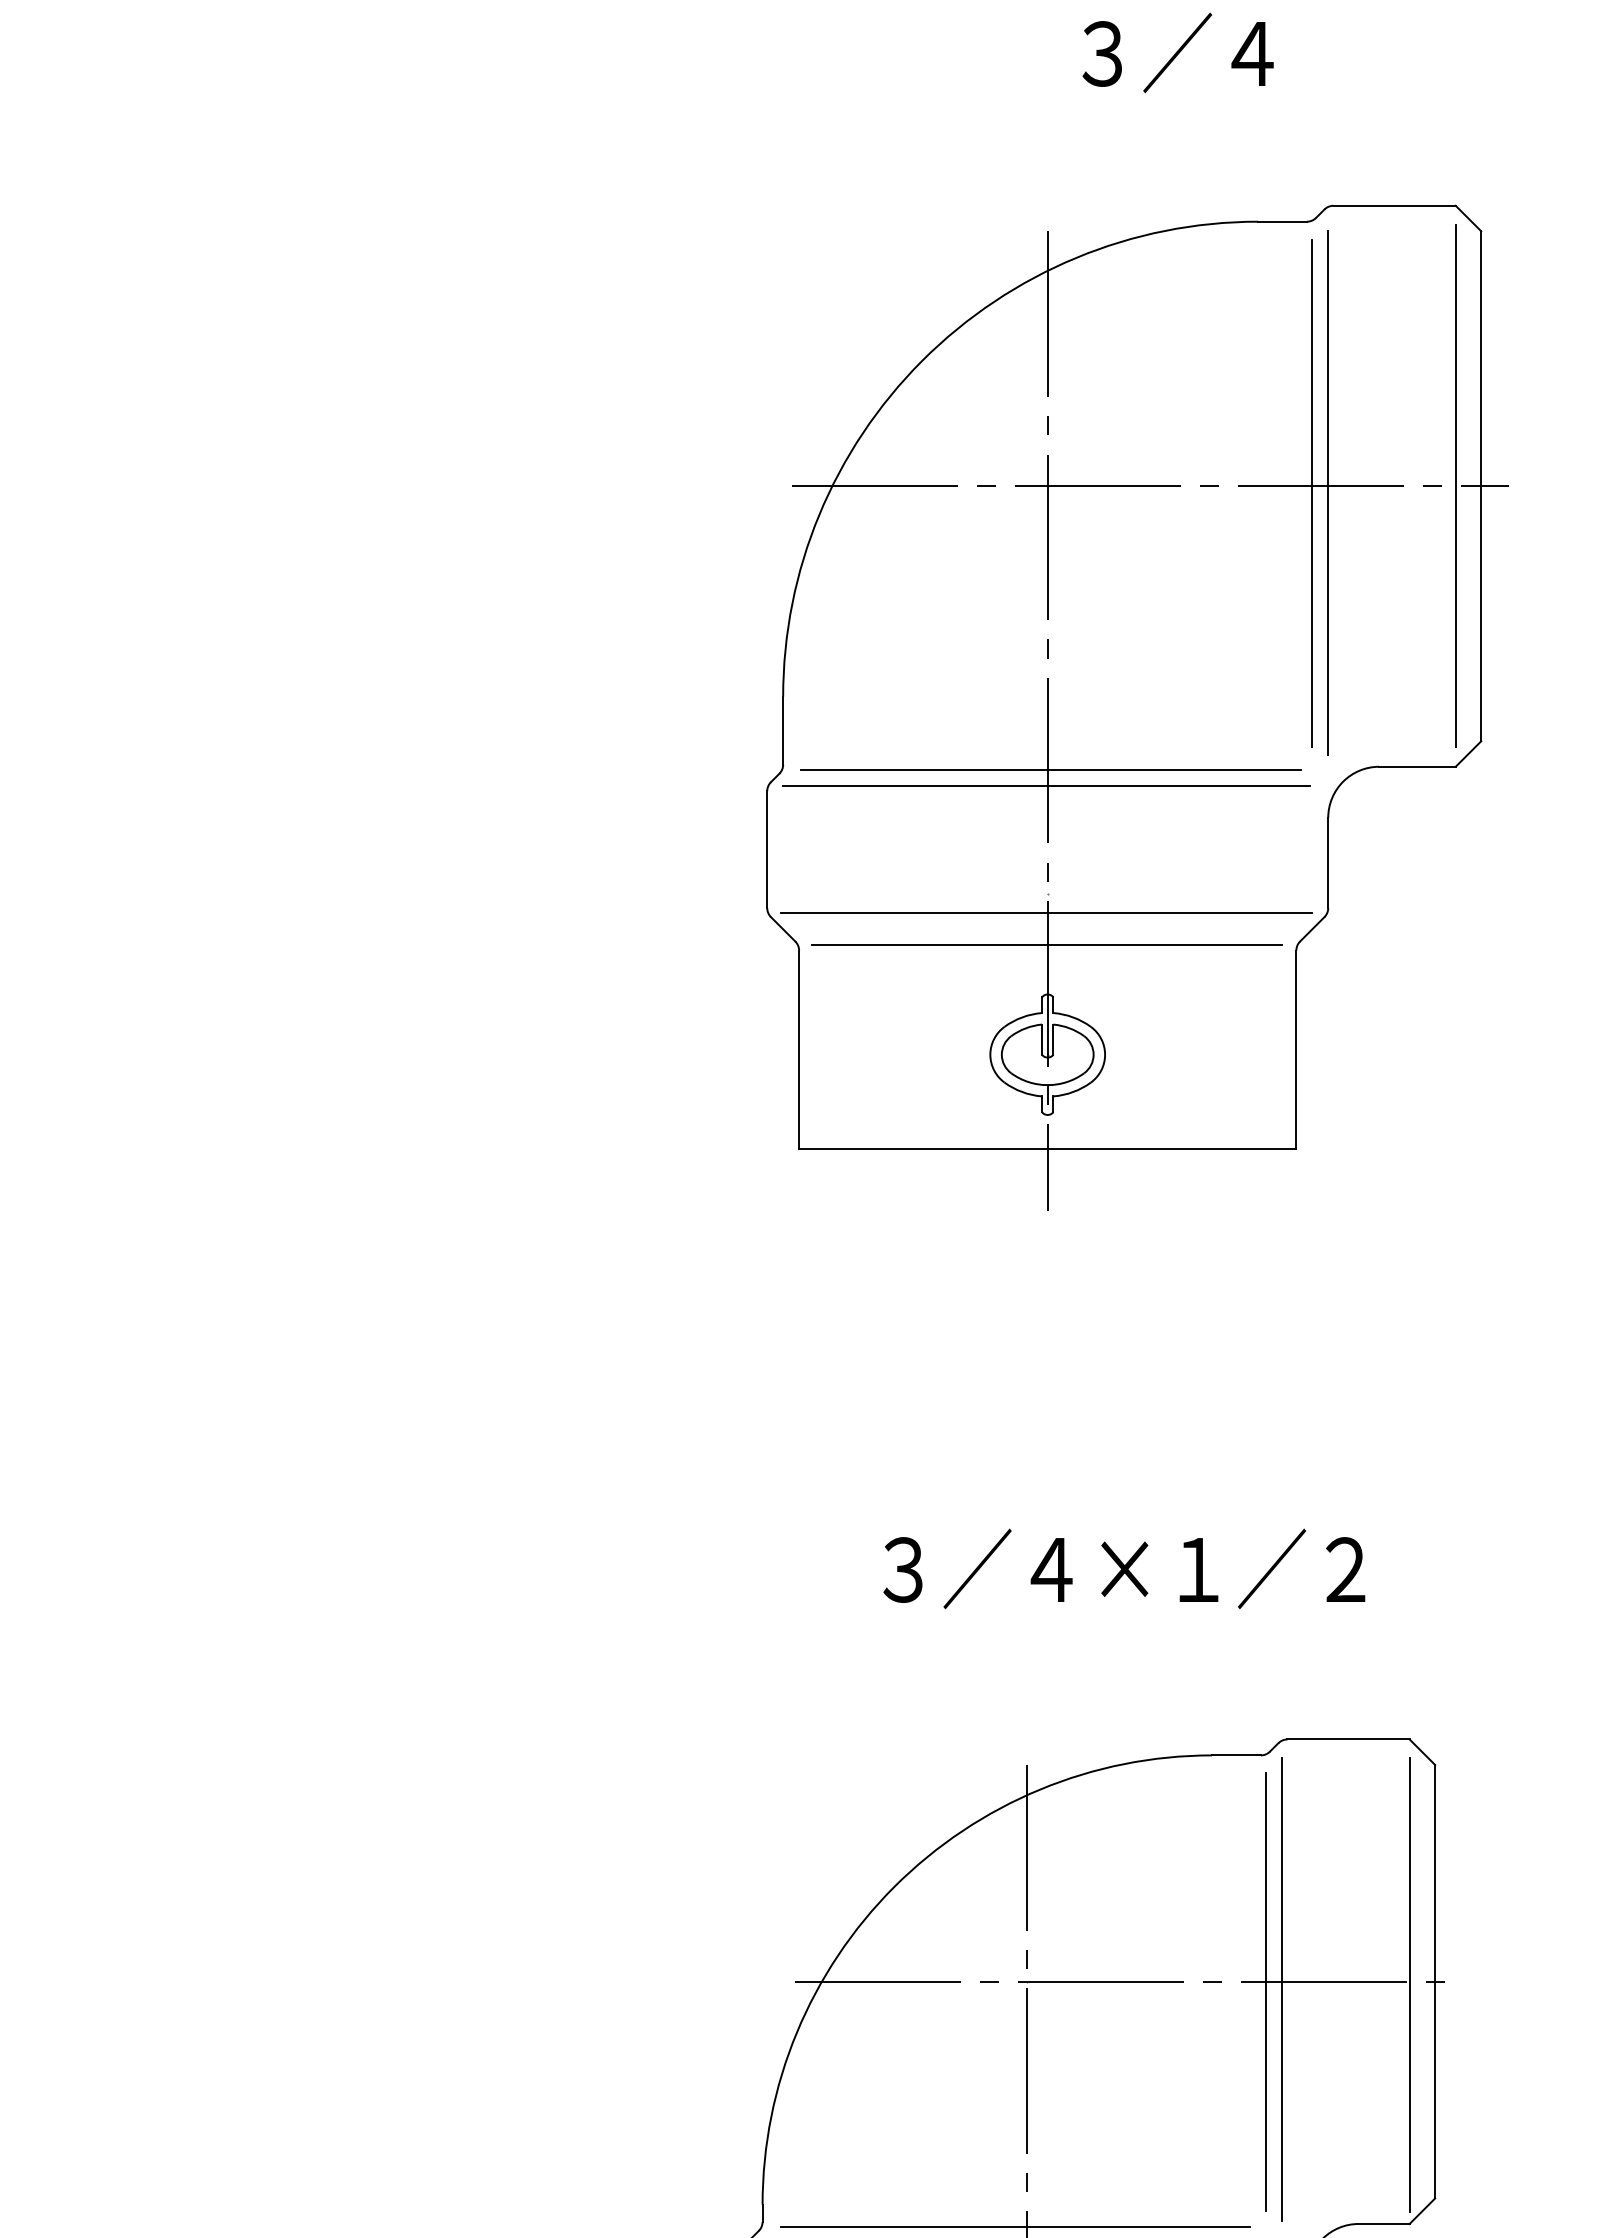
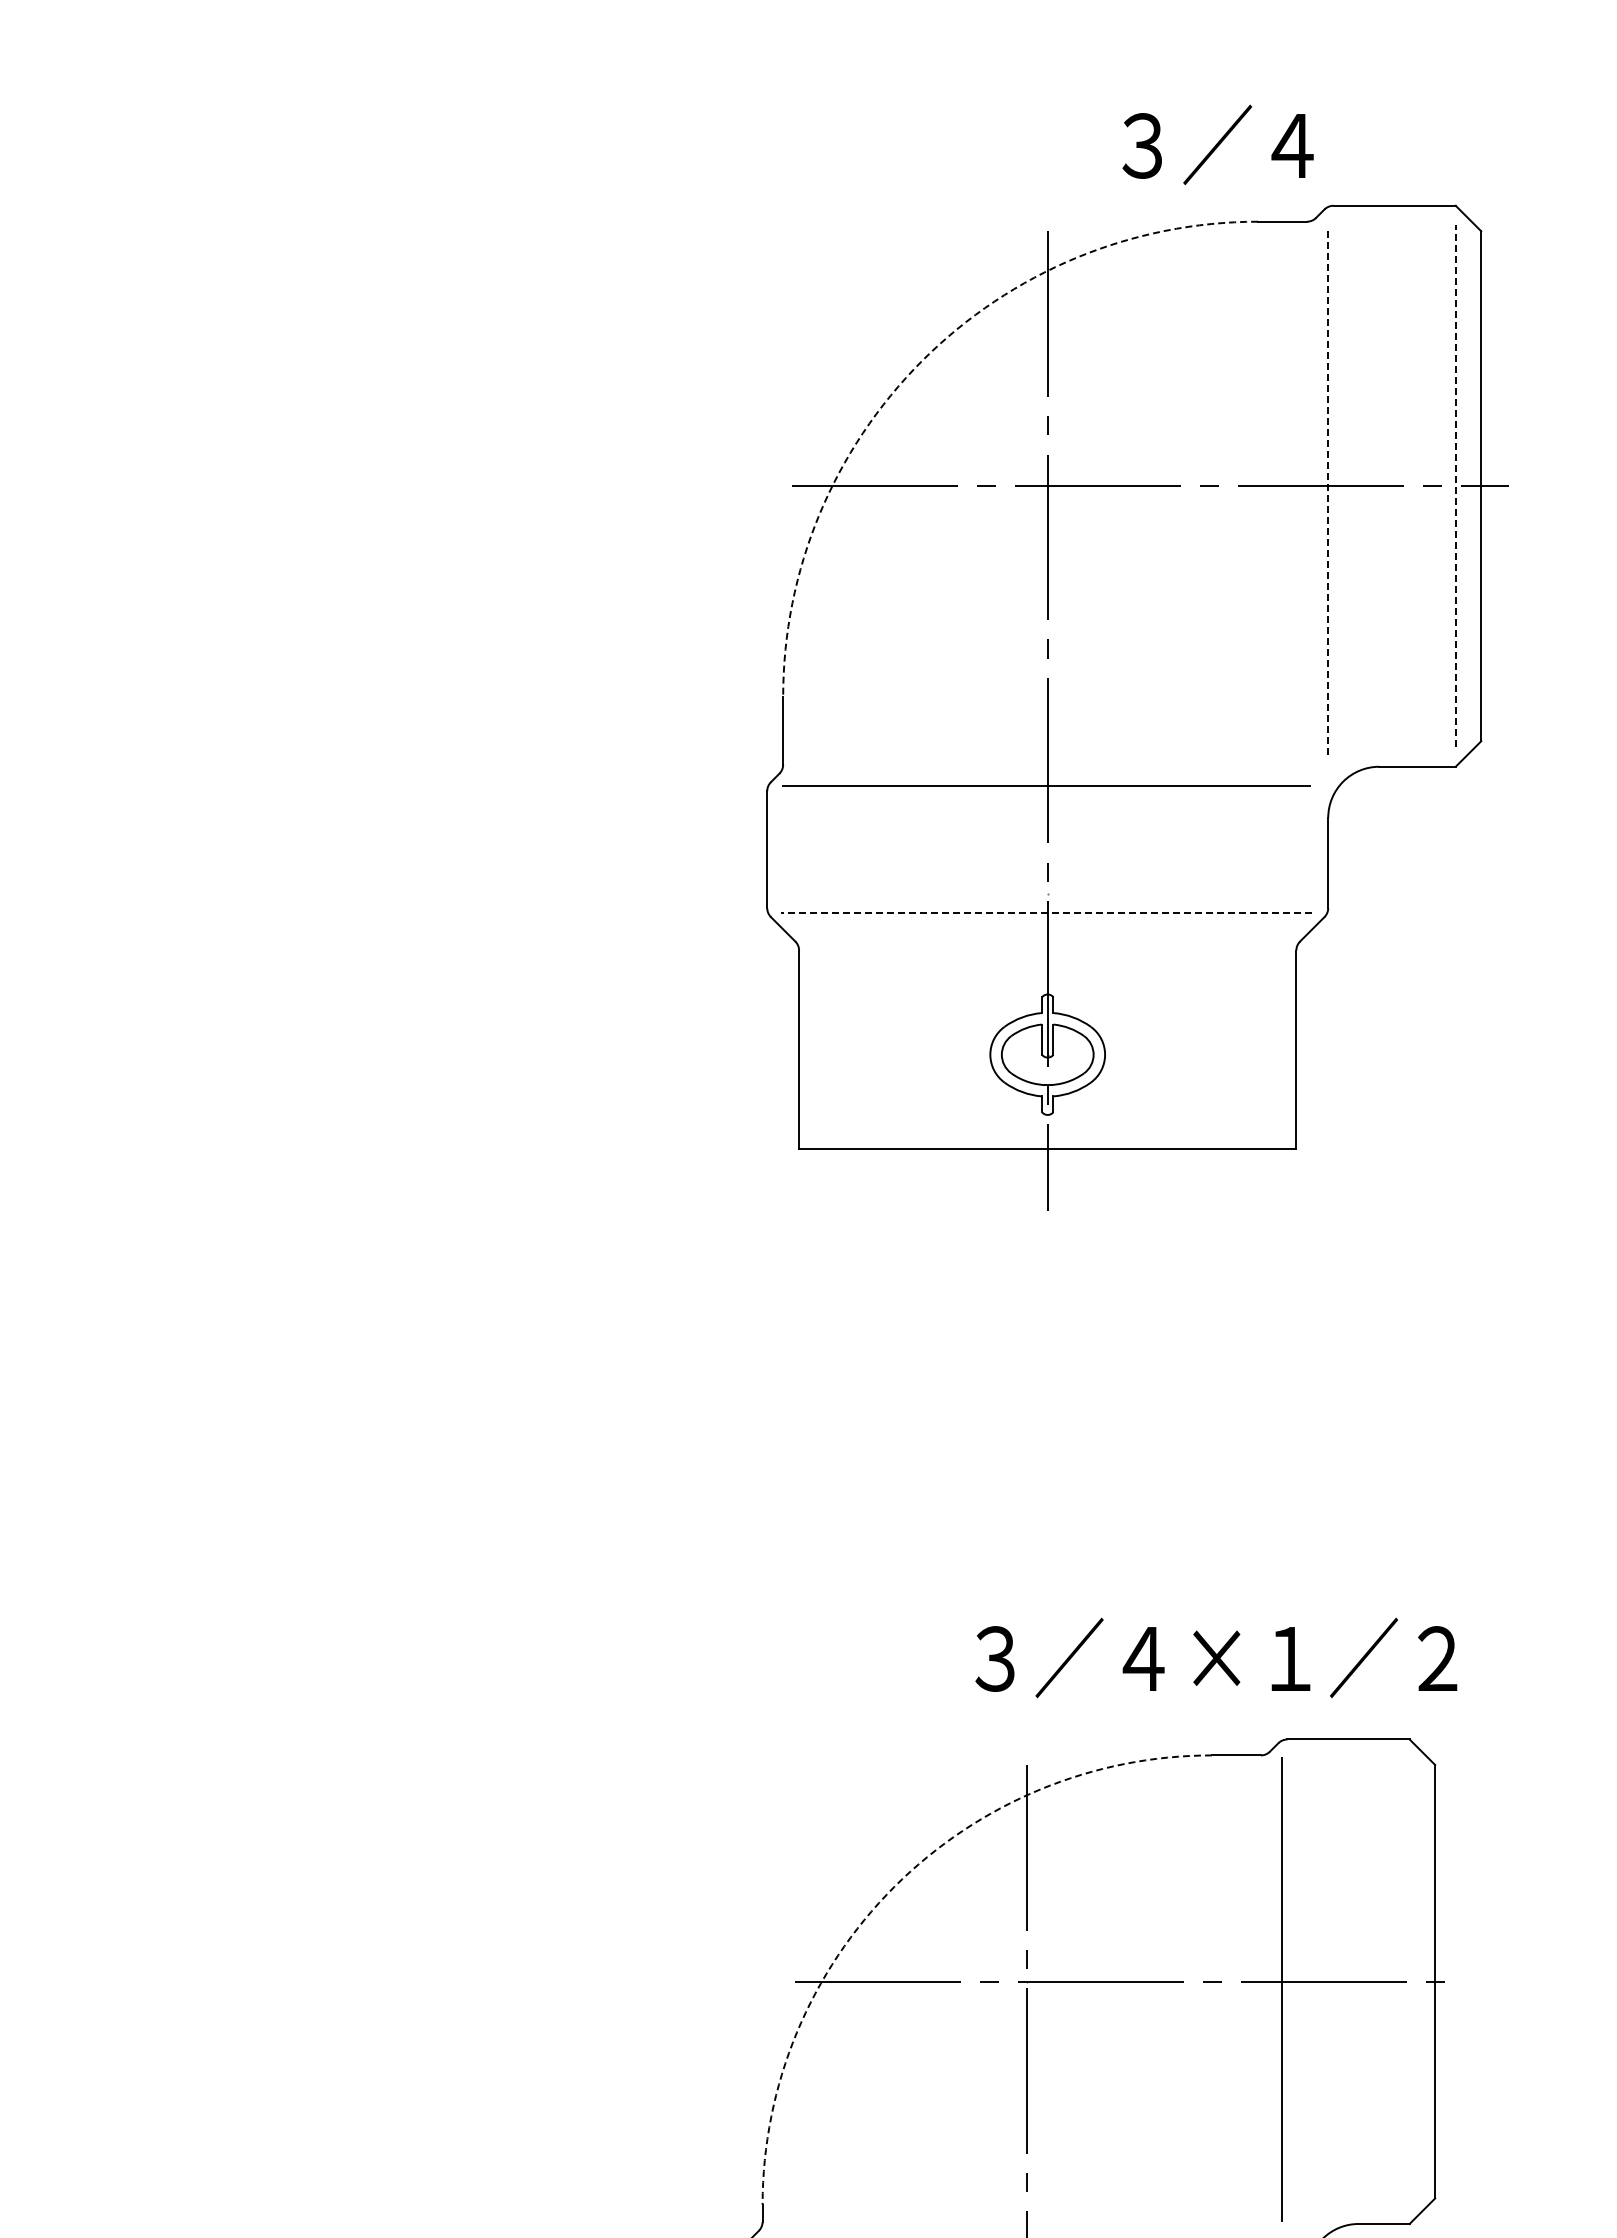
text position: (1177, 52) -> (1217, 144) (1217, 144)
arc: solid -> dashed (922, 360)
line: solid -> dashed (1455, 486)
line: solid -> dashed (1328, 492)
line: present -> none (1312, 493)
line: present -> none (1051, 769)
line: solid -> dashed (1046, 913)
line: present -> none (1047, 945)
text position: (1124, 1568) -> (1216, 1657) (1216, 1657)
arc: solid -> dashed (894, 1887)
line: present -> none (1409, 1984)
line: present -> none (1266, 1991)
line: present -> none (1014, 2227)
